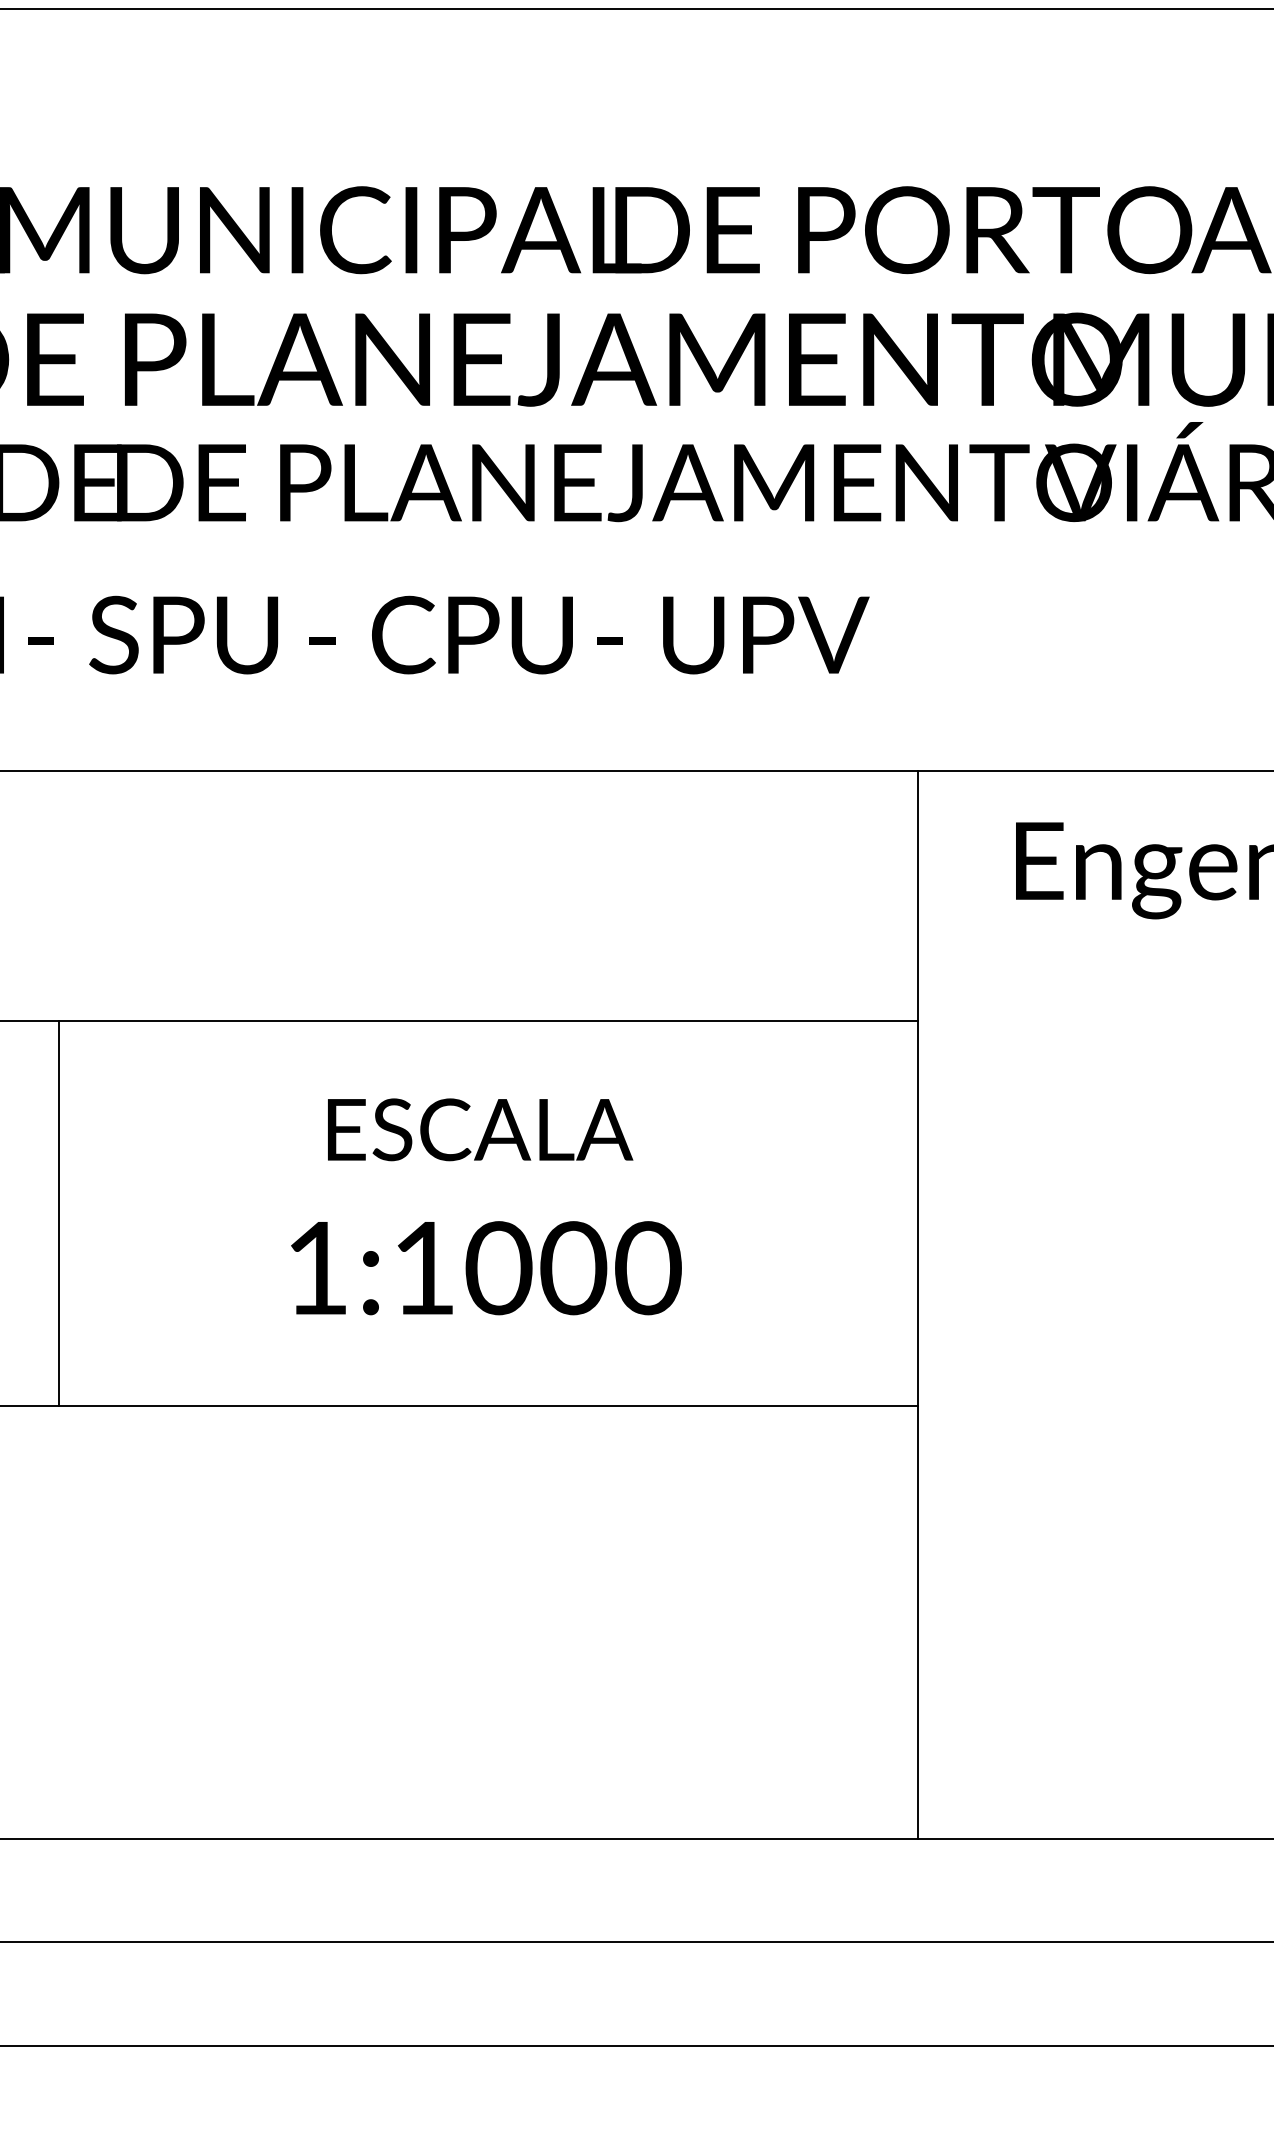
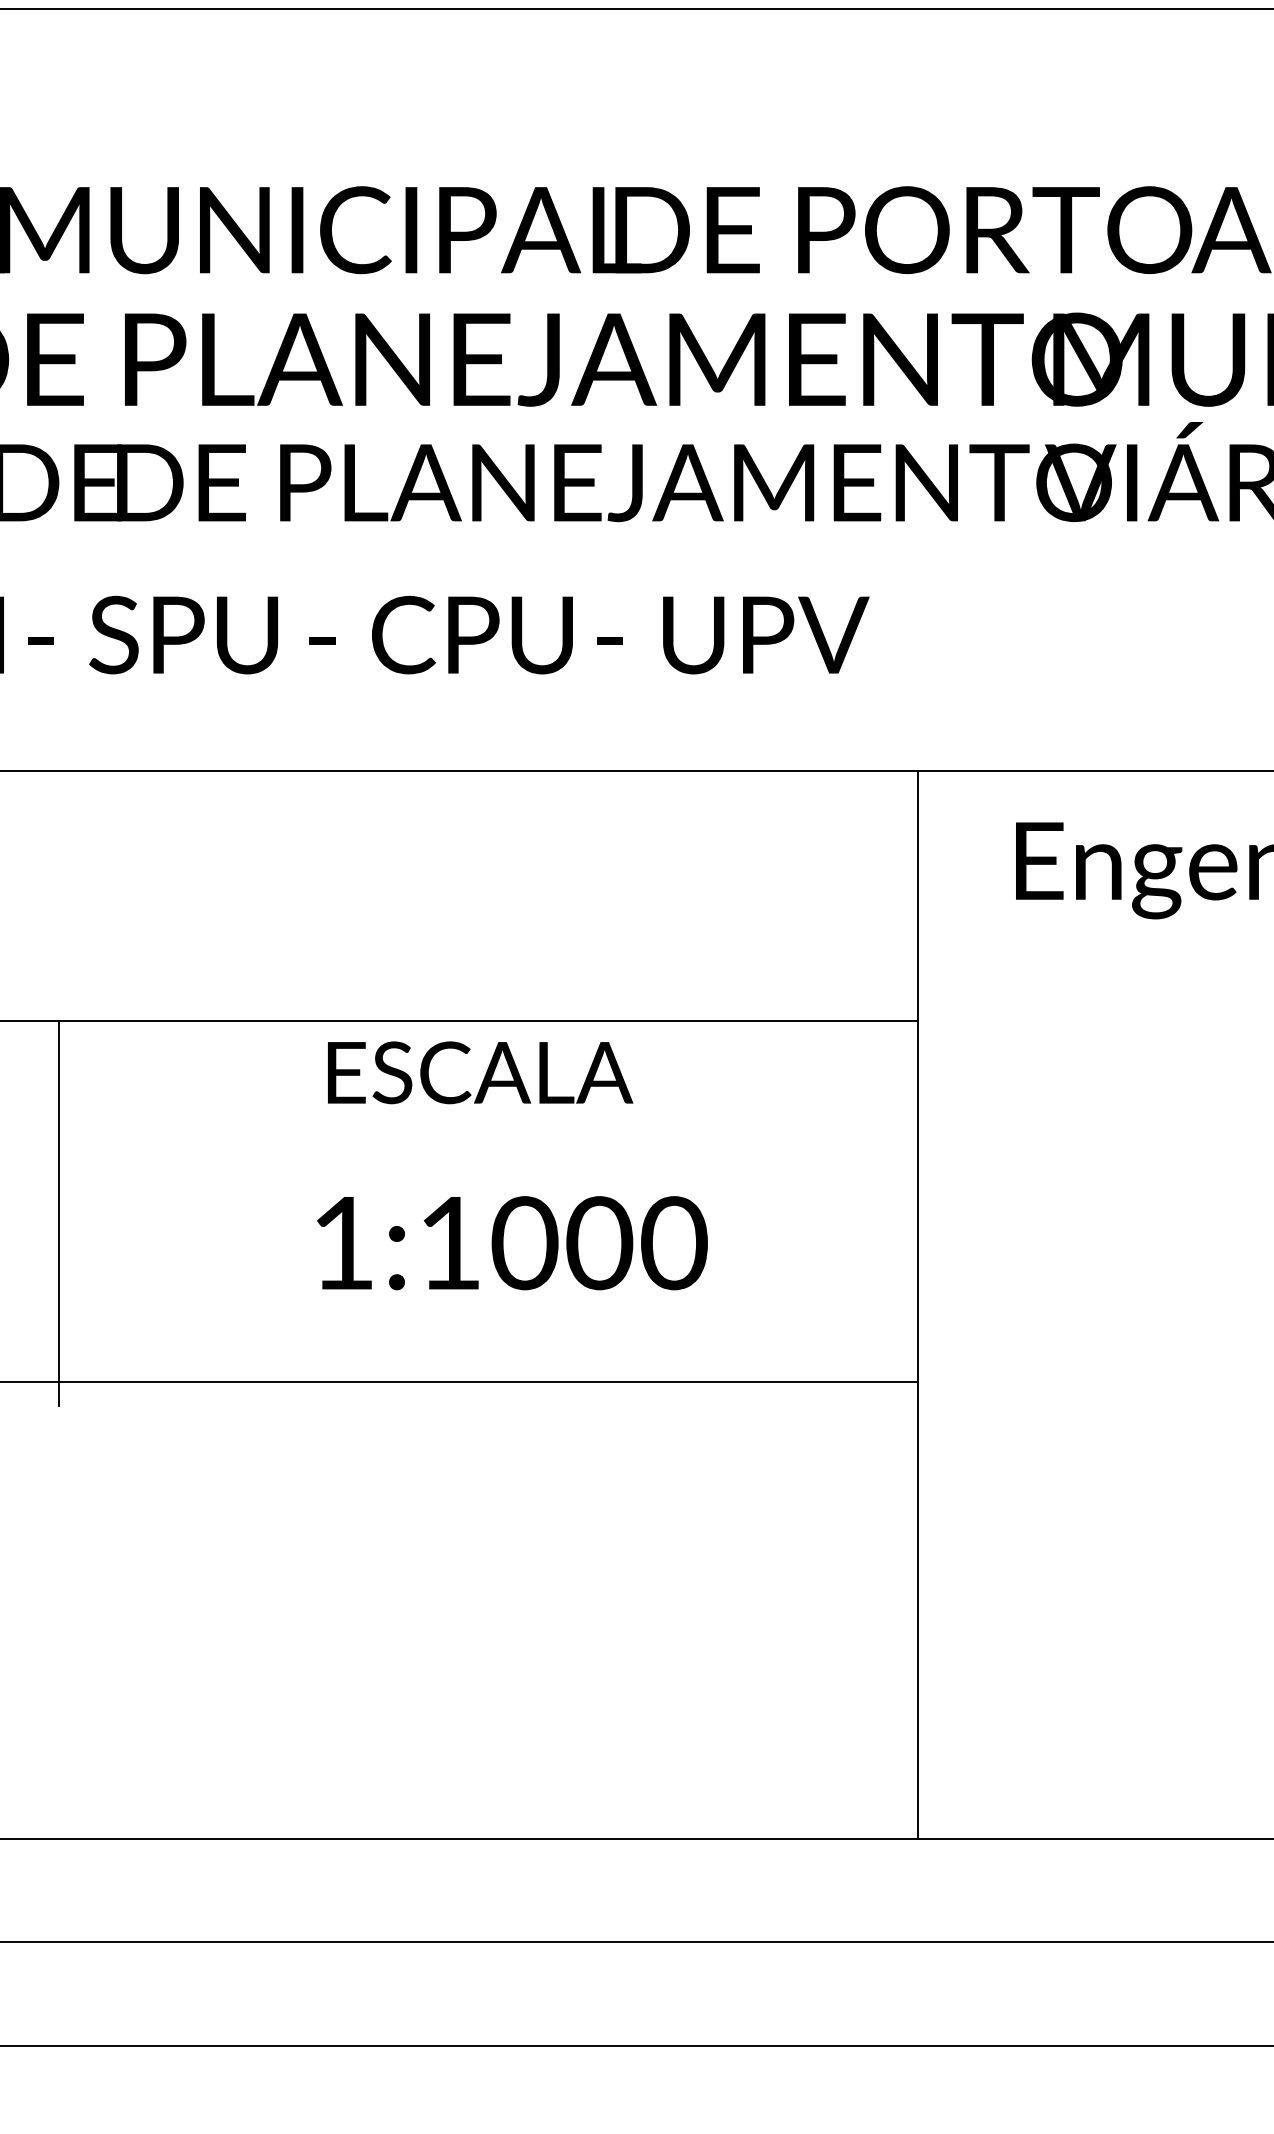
text position: (480, 1129) -> (480, 1072) (480, 1072)
text position: (486, 1268) -> (512, 1243) (512, 1243)
line position: (459, 1405) -> (459, 1381) (459, 1381)
